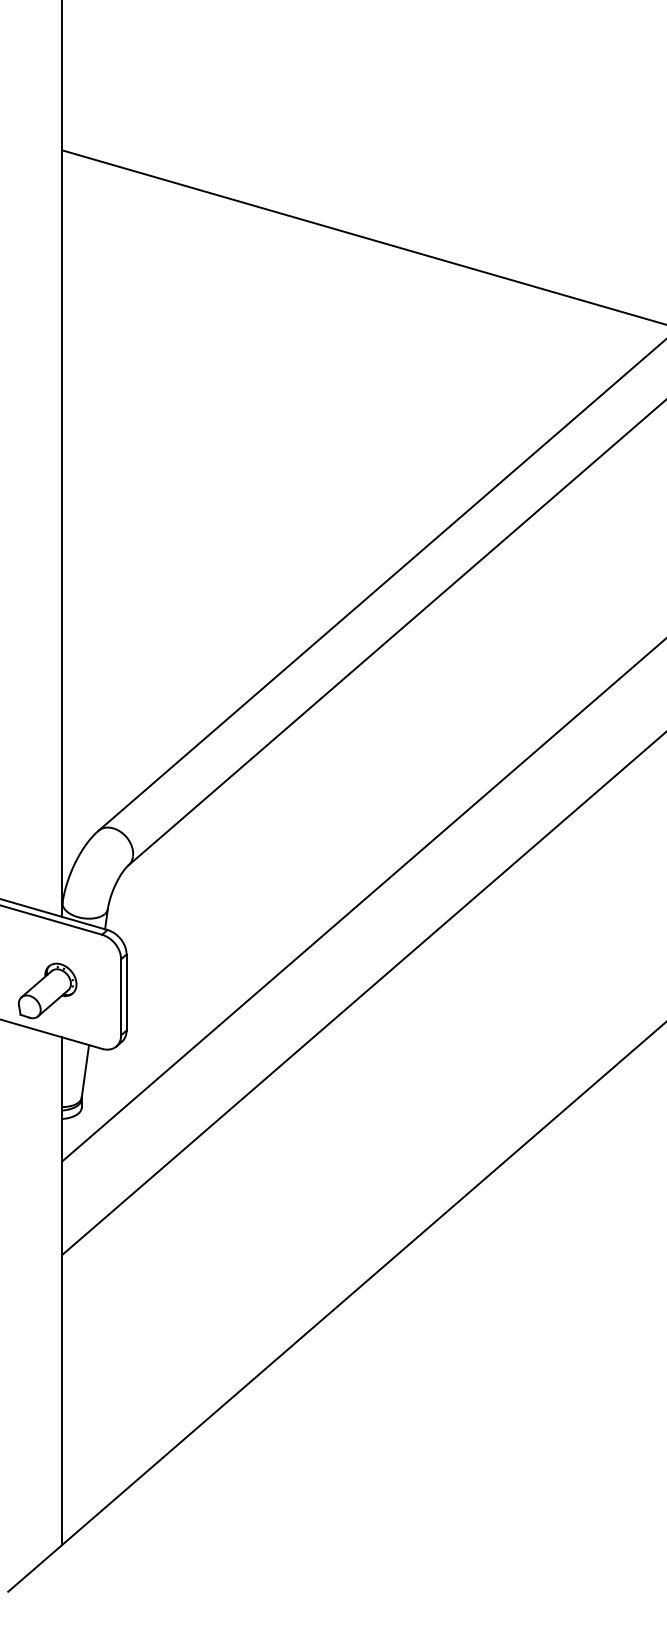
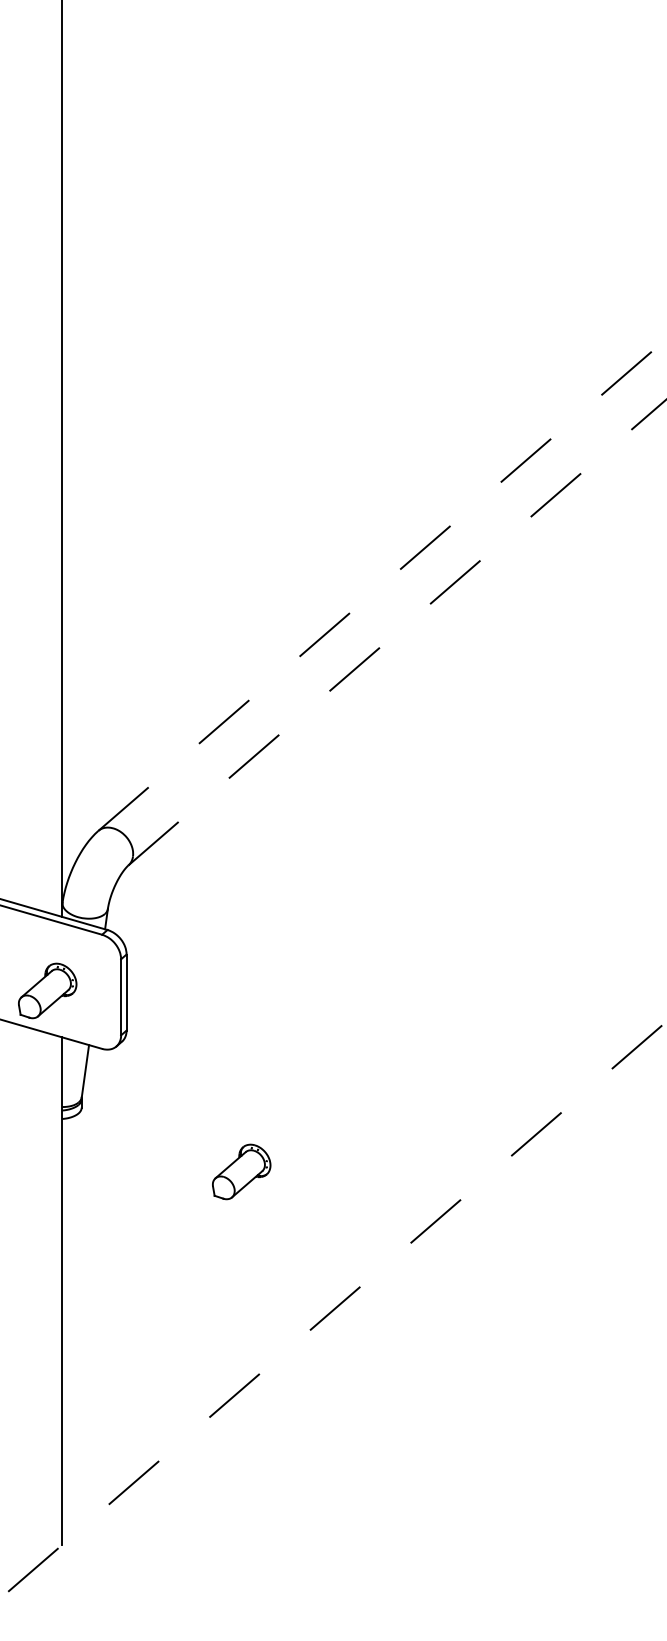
line: present -> none (362, 236)
line: solid -> dashed (382, 584)
line: solid -> dashed (397, 632)
line: present -> none (362, 900)
line: present -> none (362, 994)
part: none -> present (241, 1171)
line: solid -> dashed (337, 1306)
